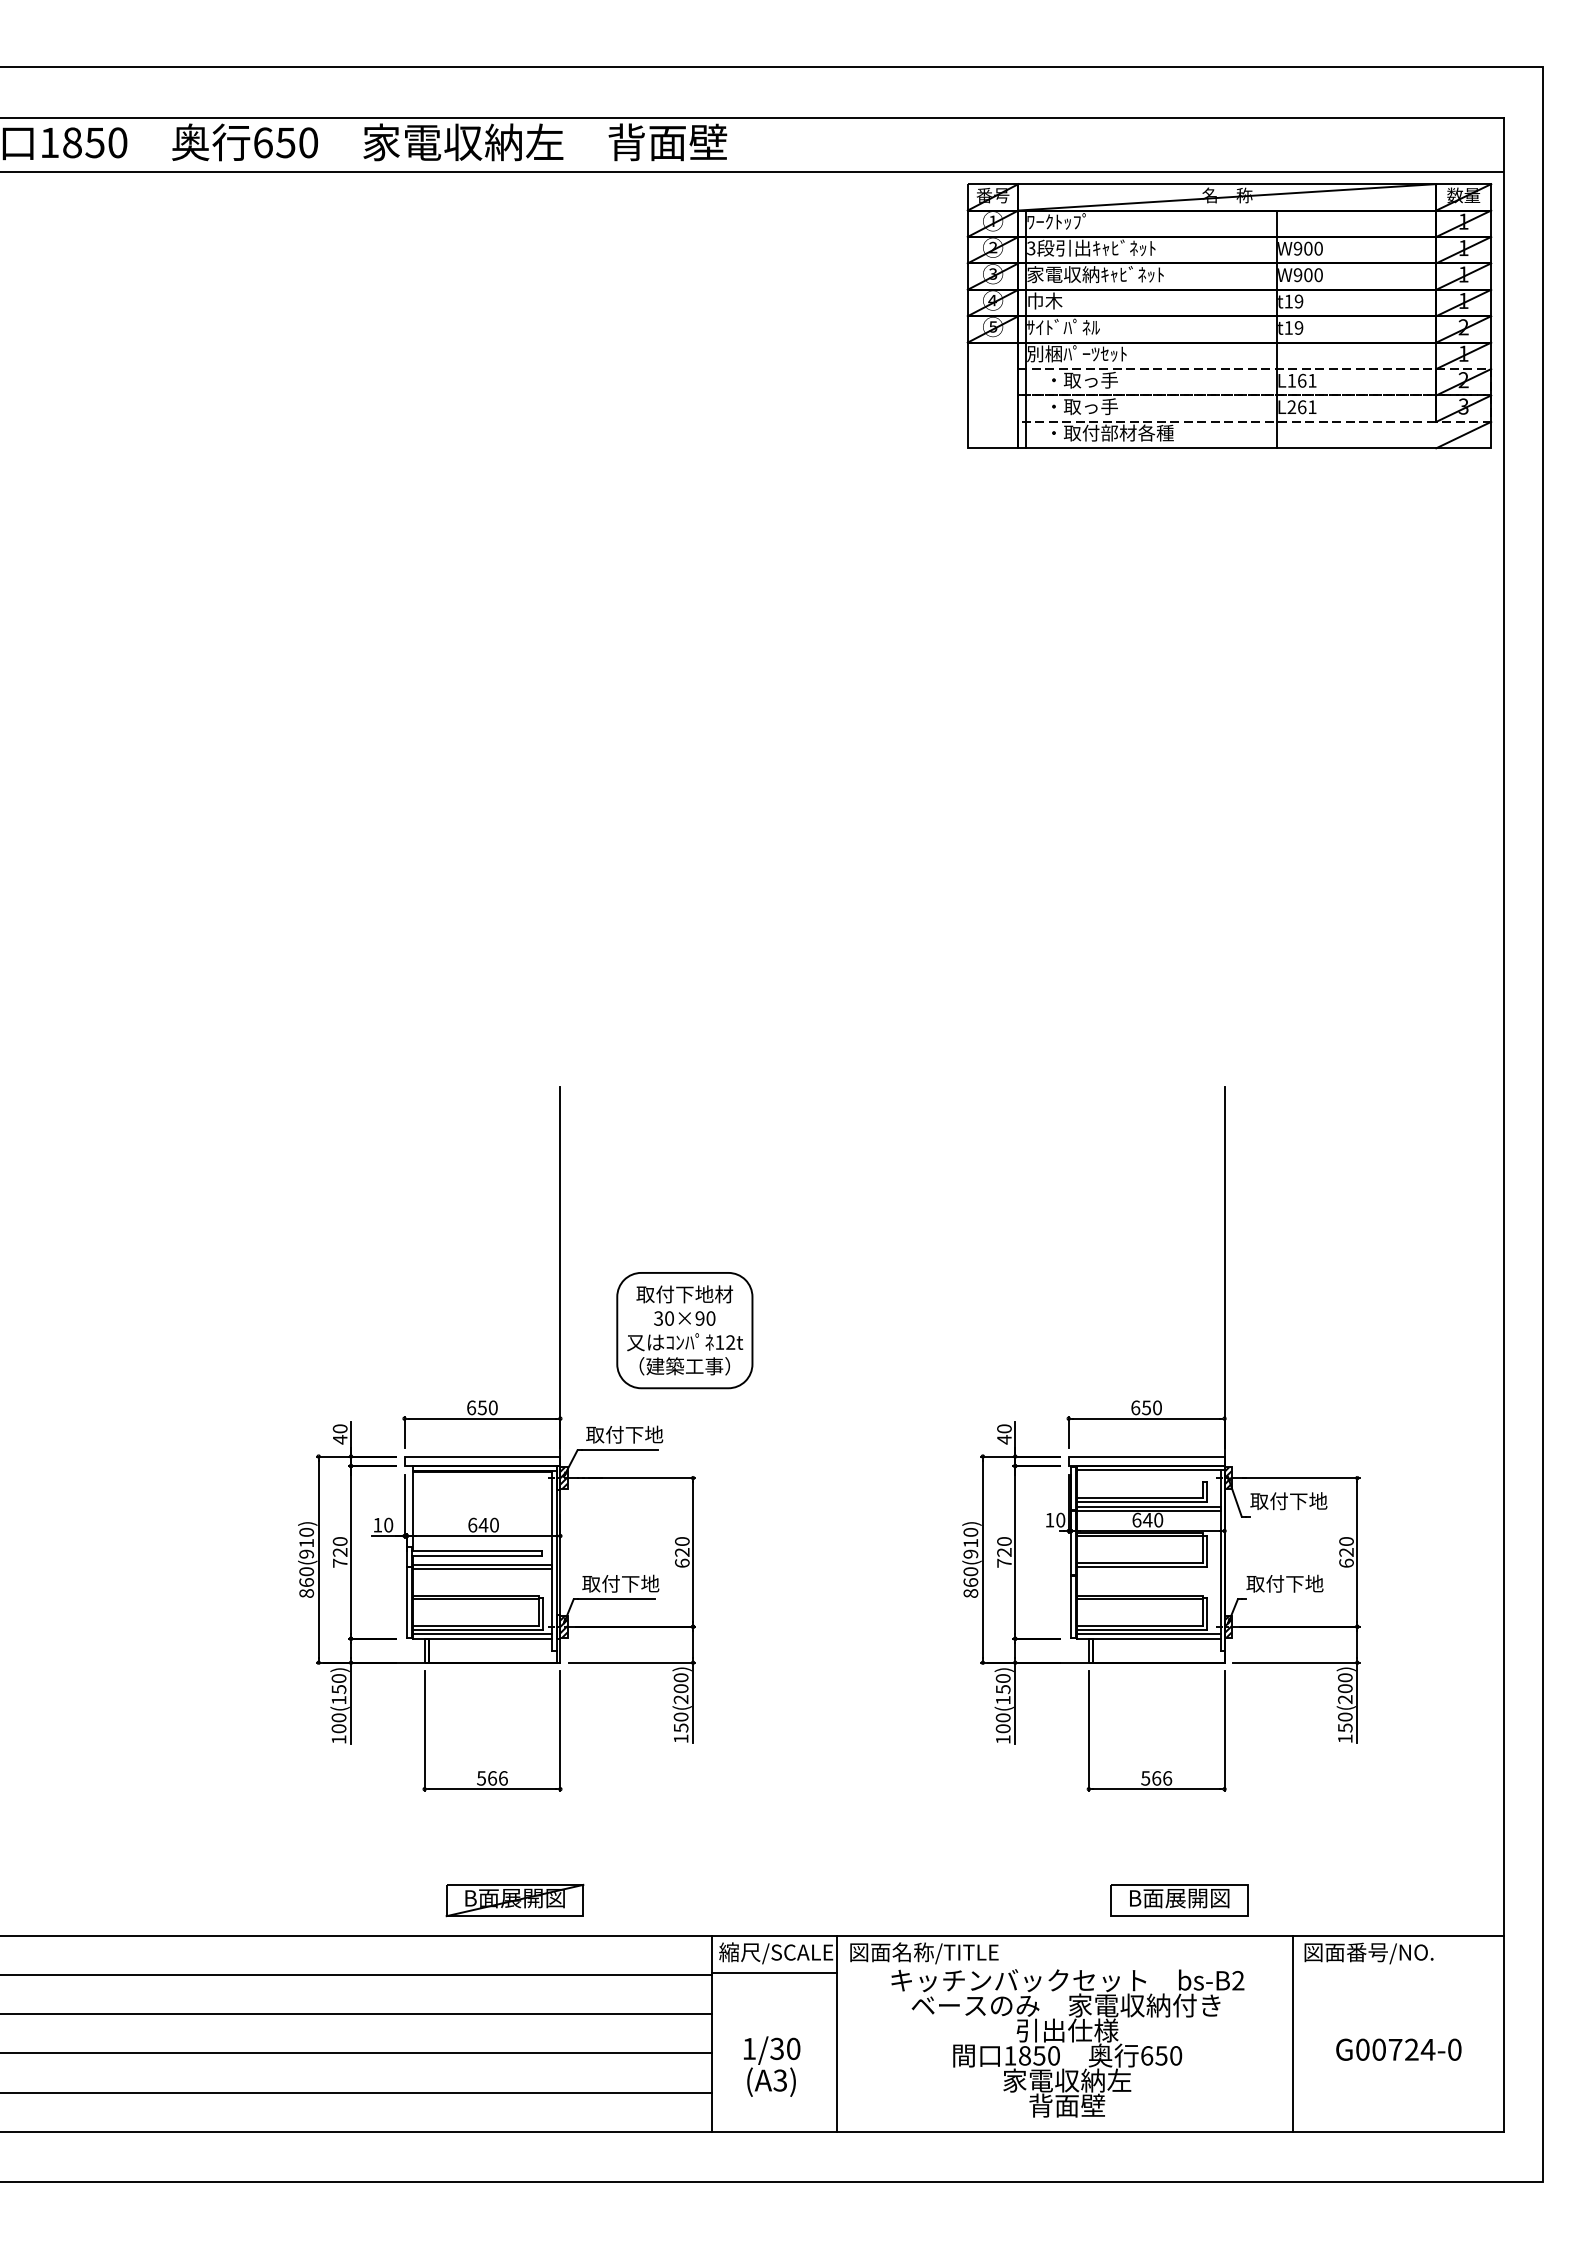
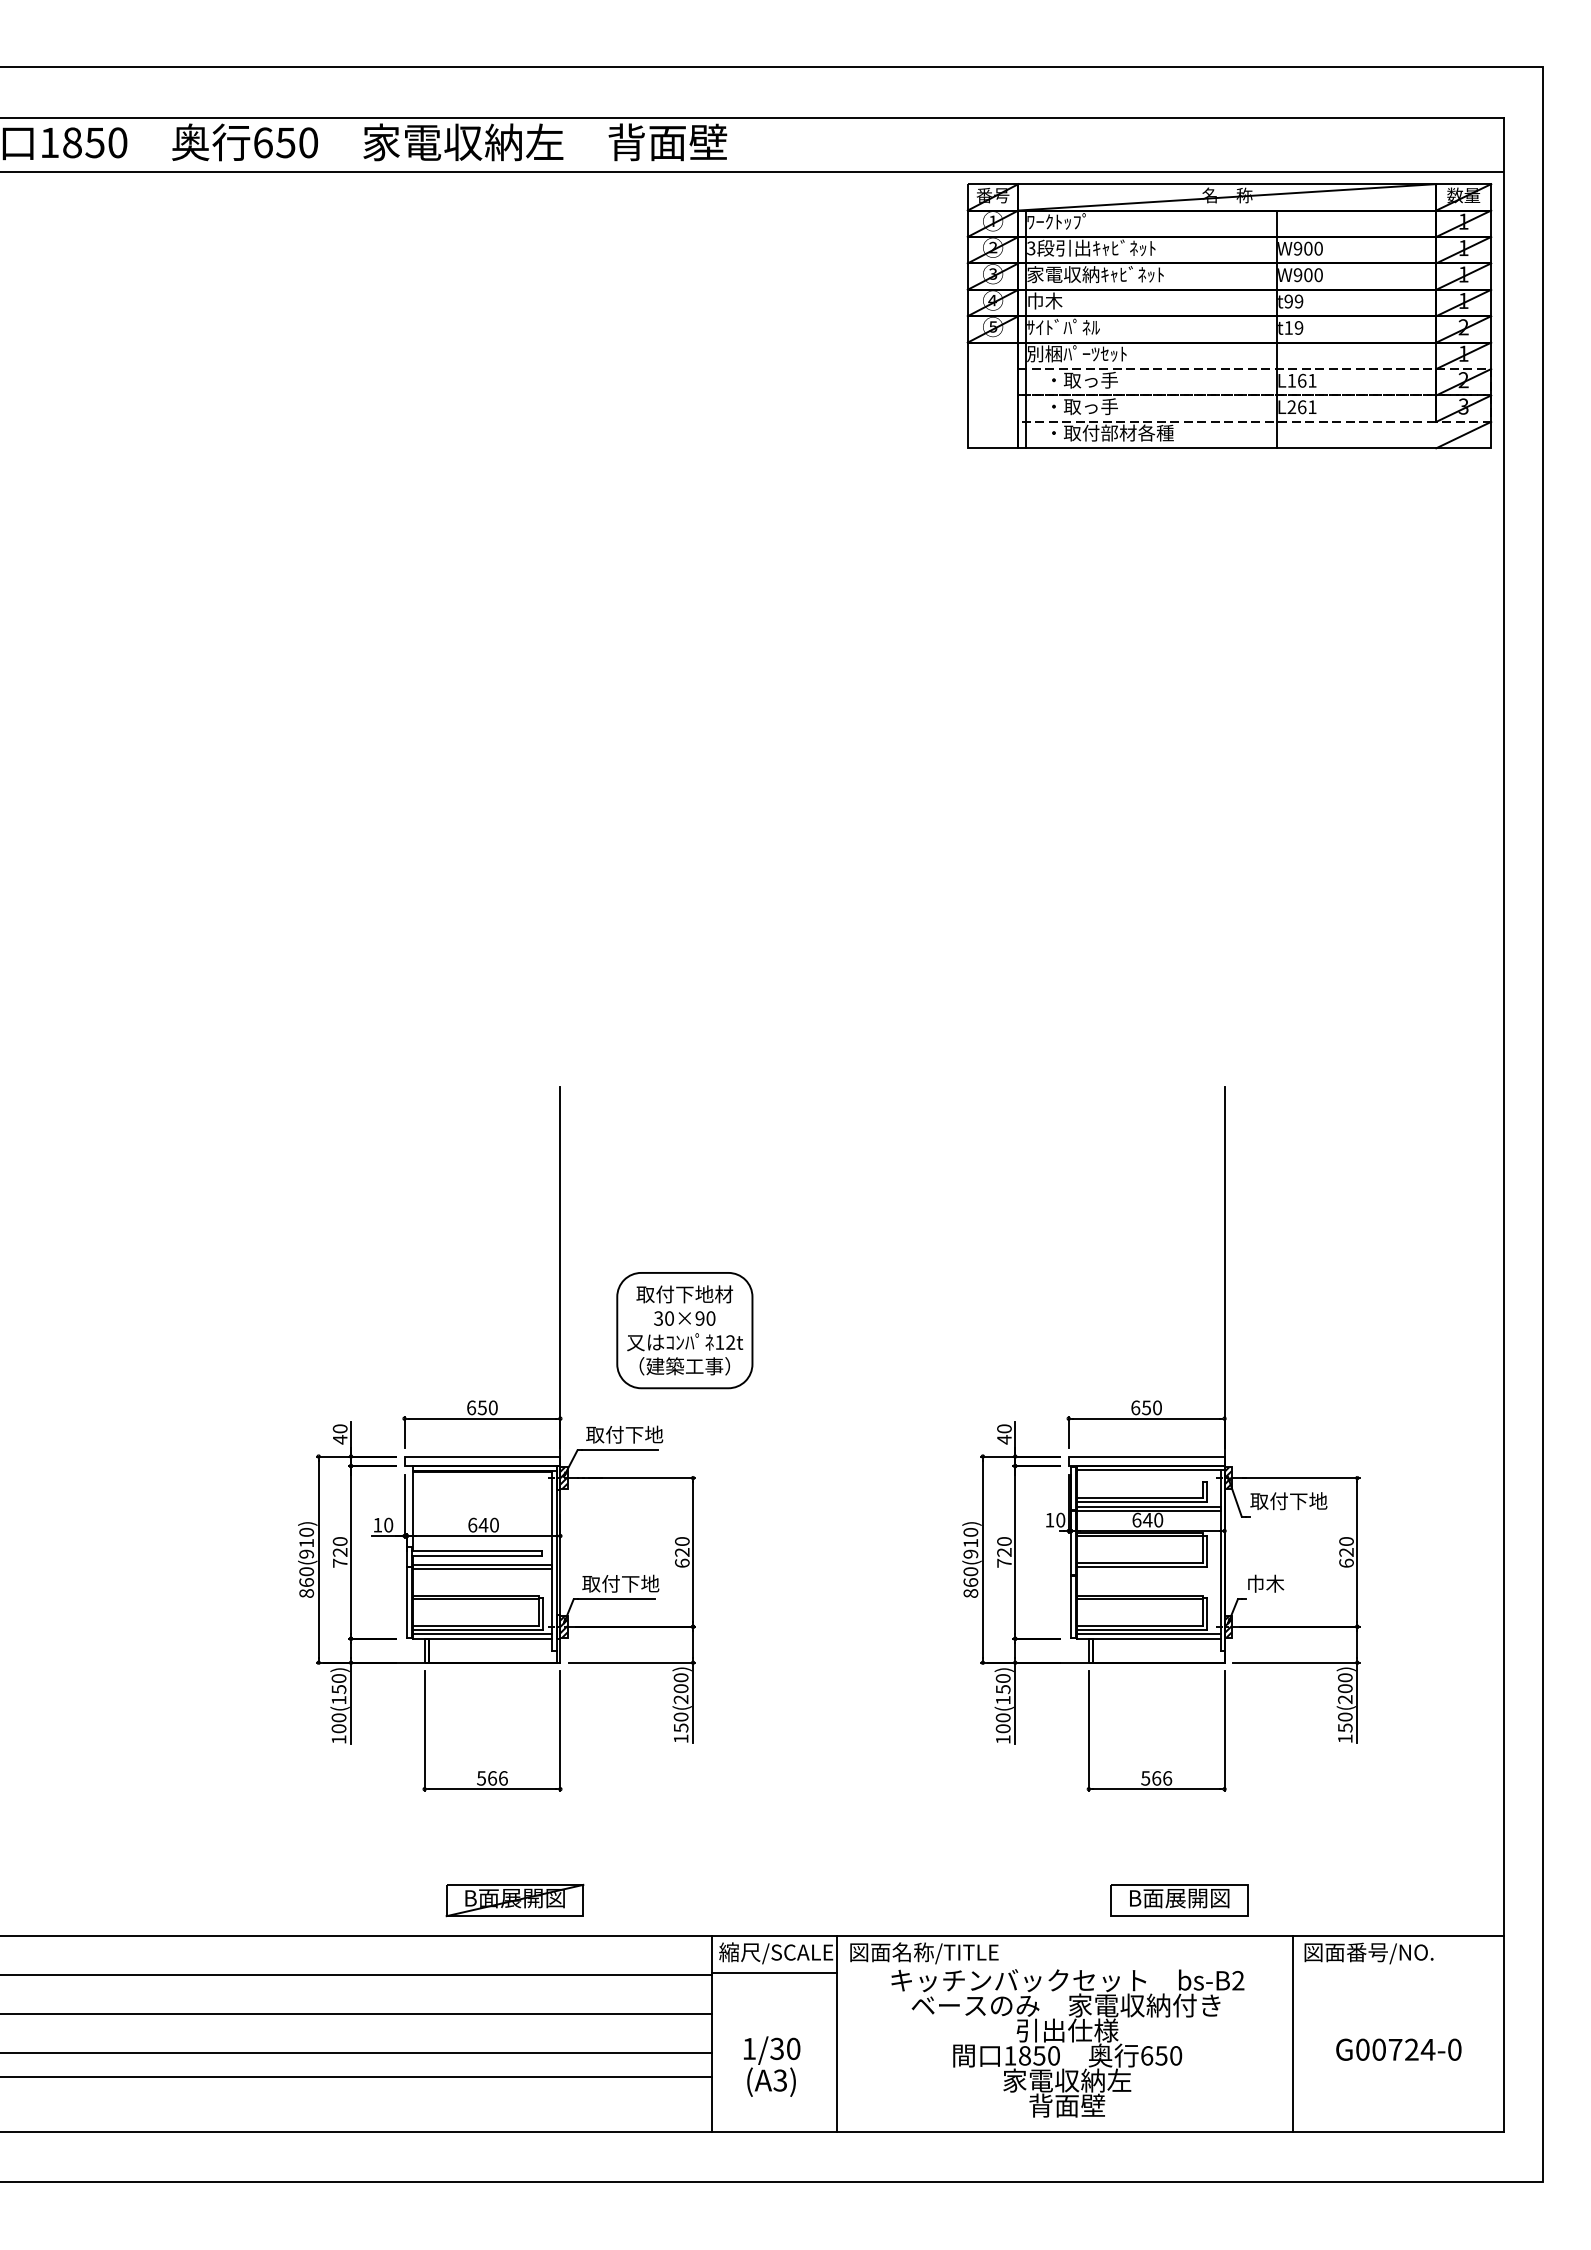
text: t19 -> t99 (1288, 301)
text: 取付下地 -> 巾木 (1284, 1583)
line position: (356, 2092) -> (356, 2076) (356, 2076)
